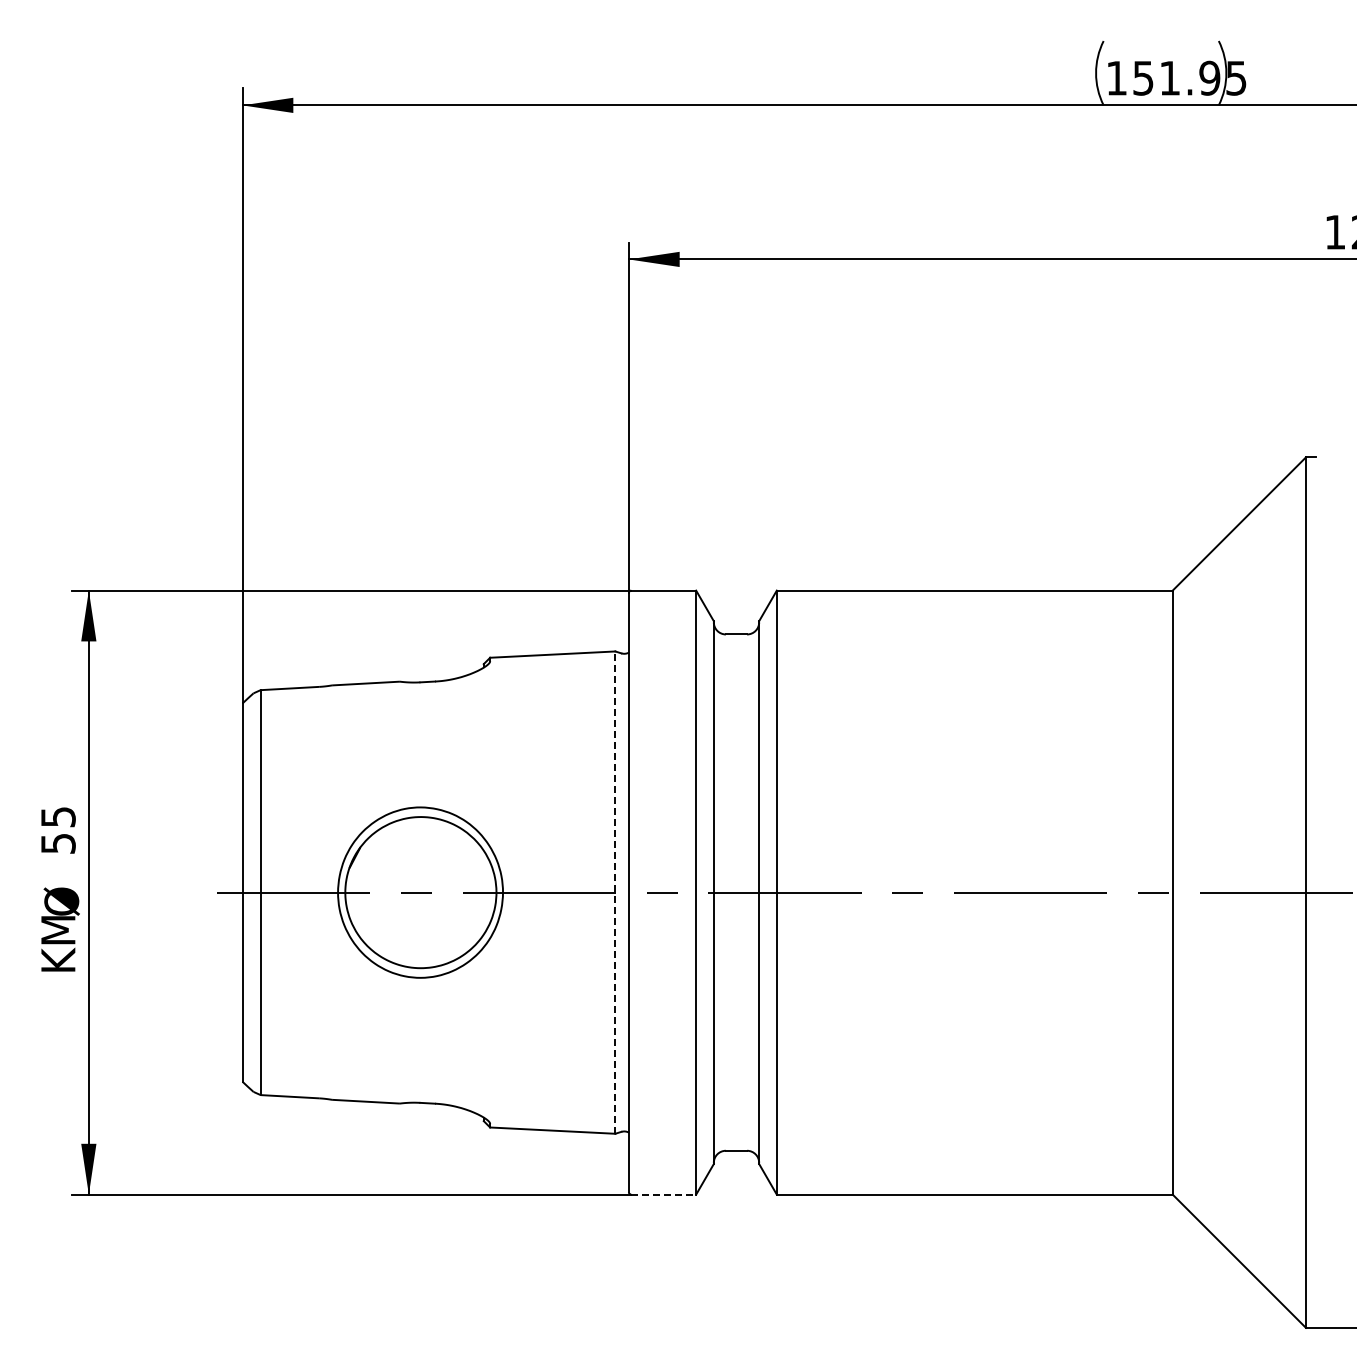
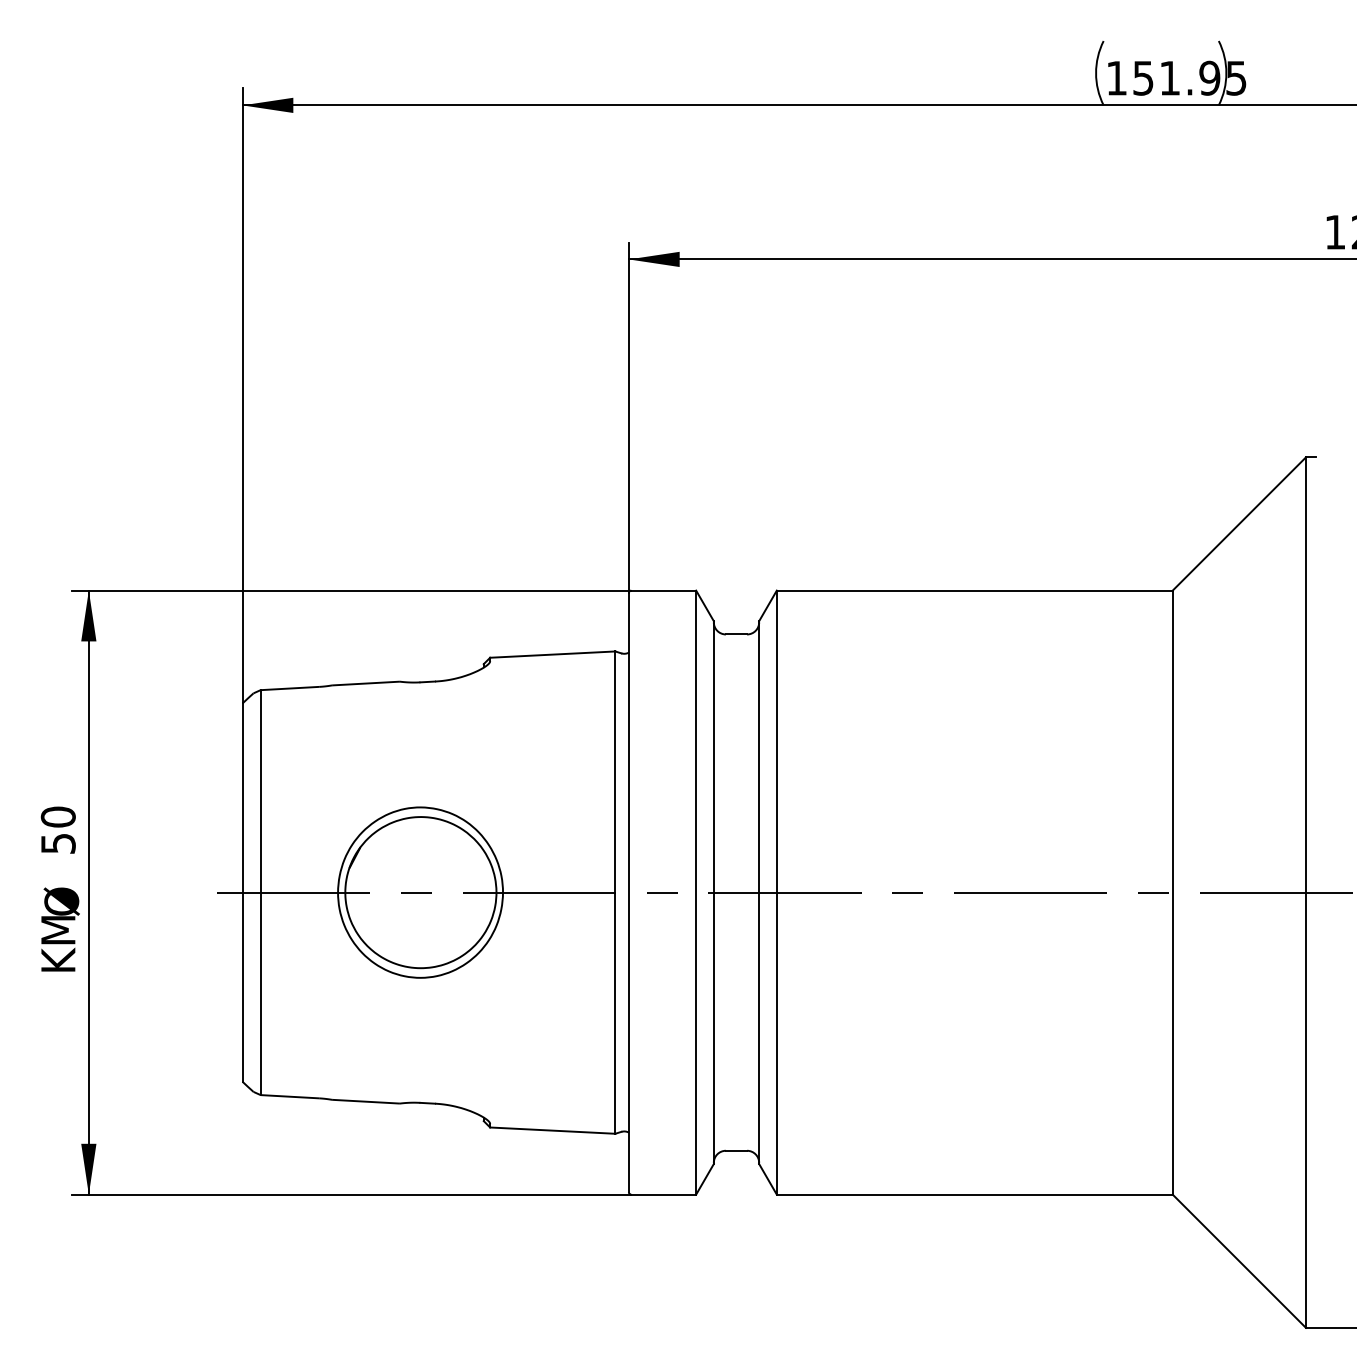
text: 55 -> 50 (57, 816)
line: dashed -> solid (615, 892)
line: dashed -> solid (664, 1194)
